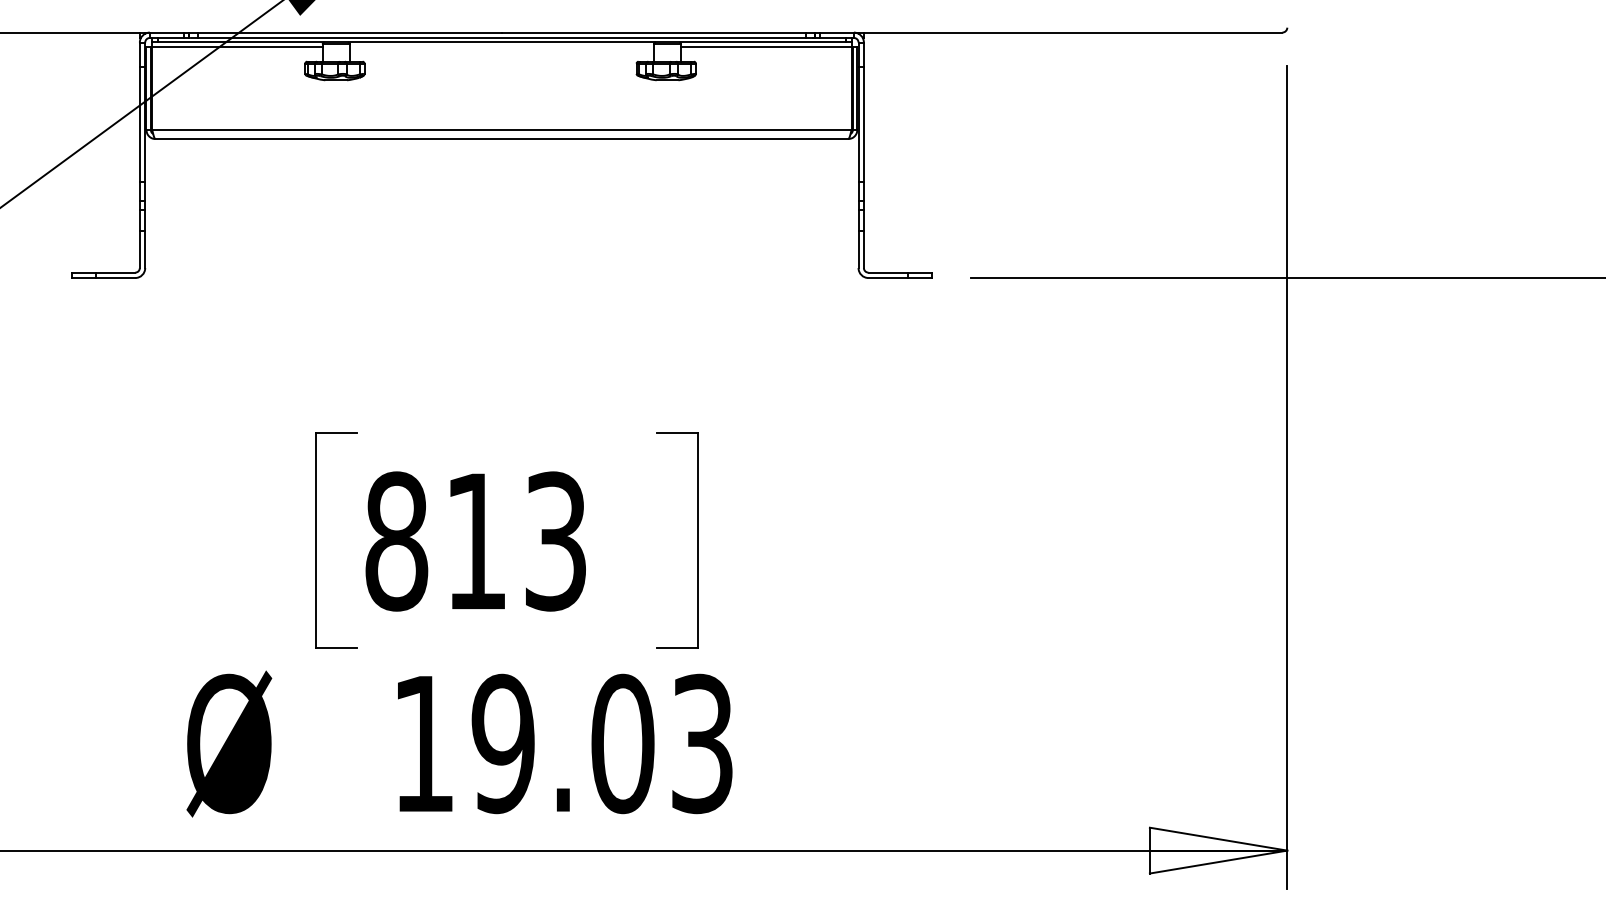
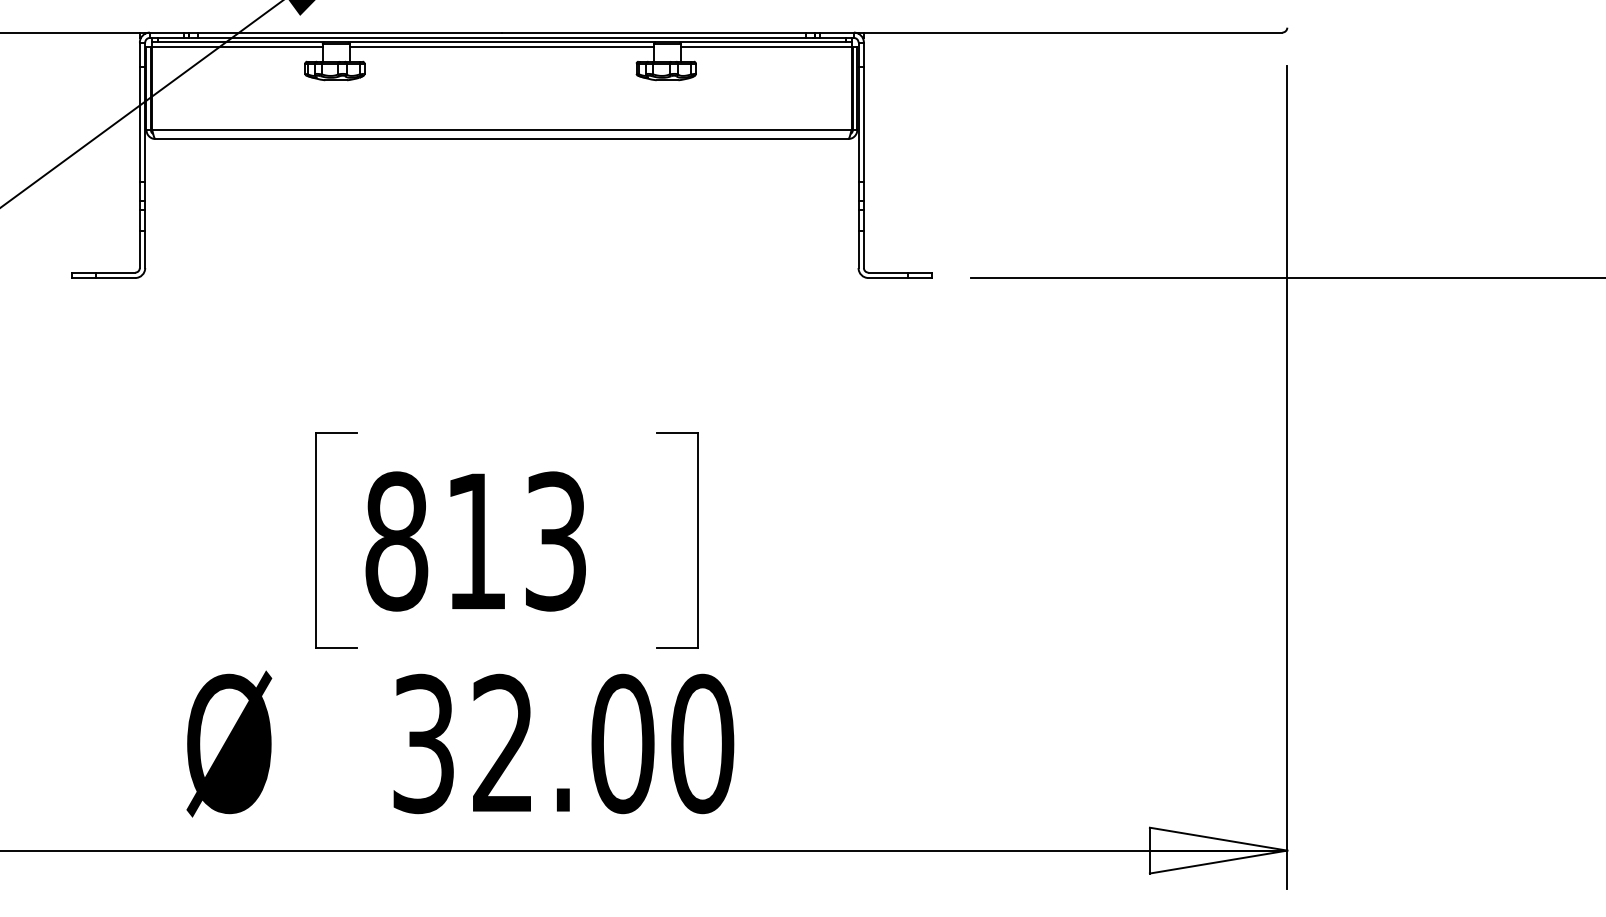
line: none -> present (501, 47)
text: 19.03 -> 32.00 (563, 743)
